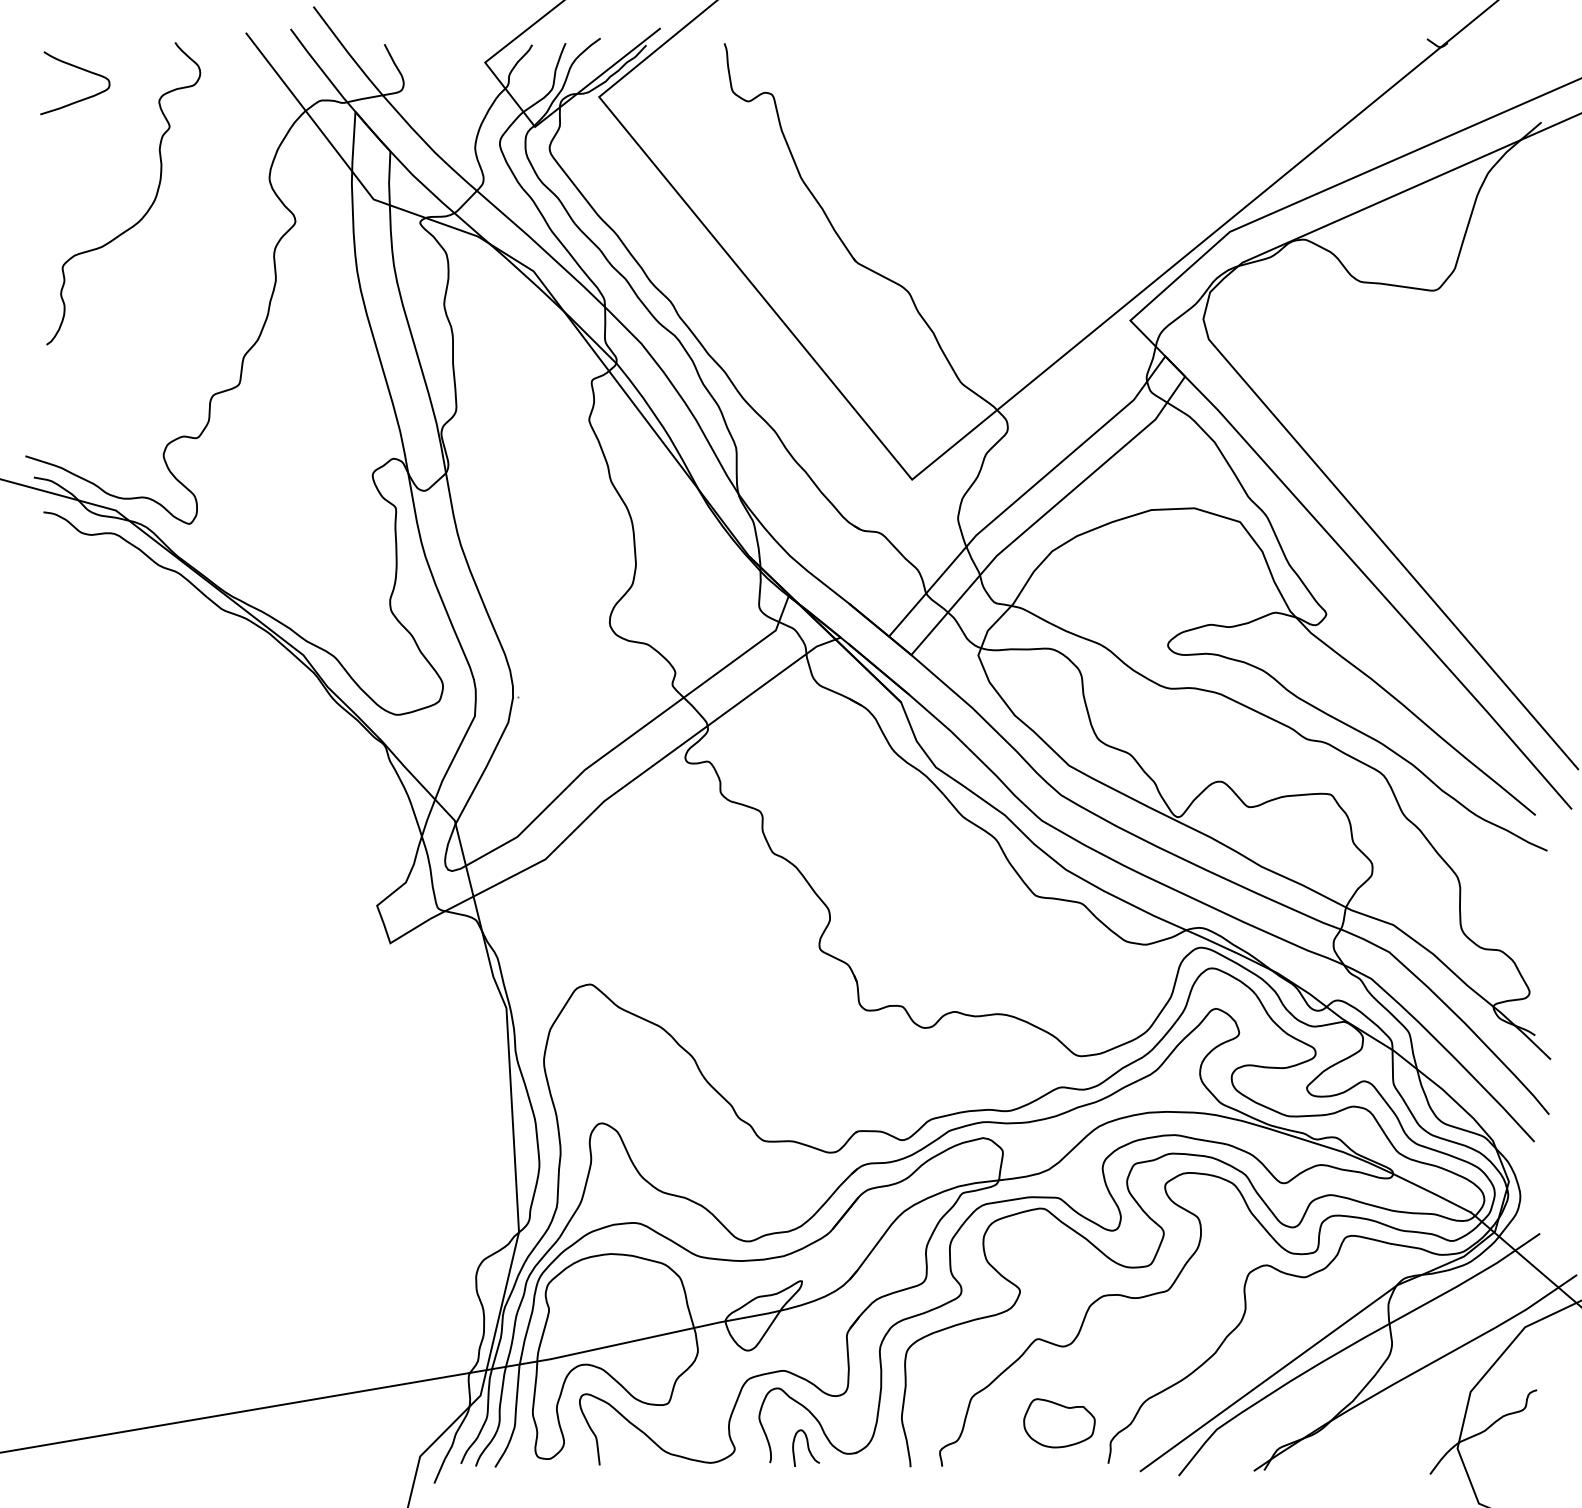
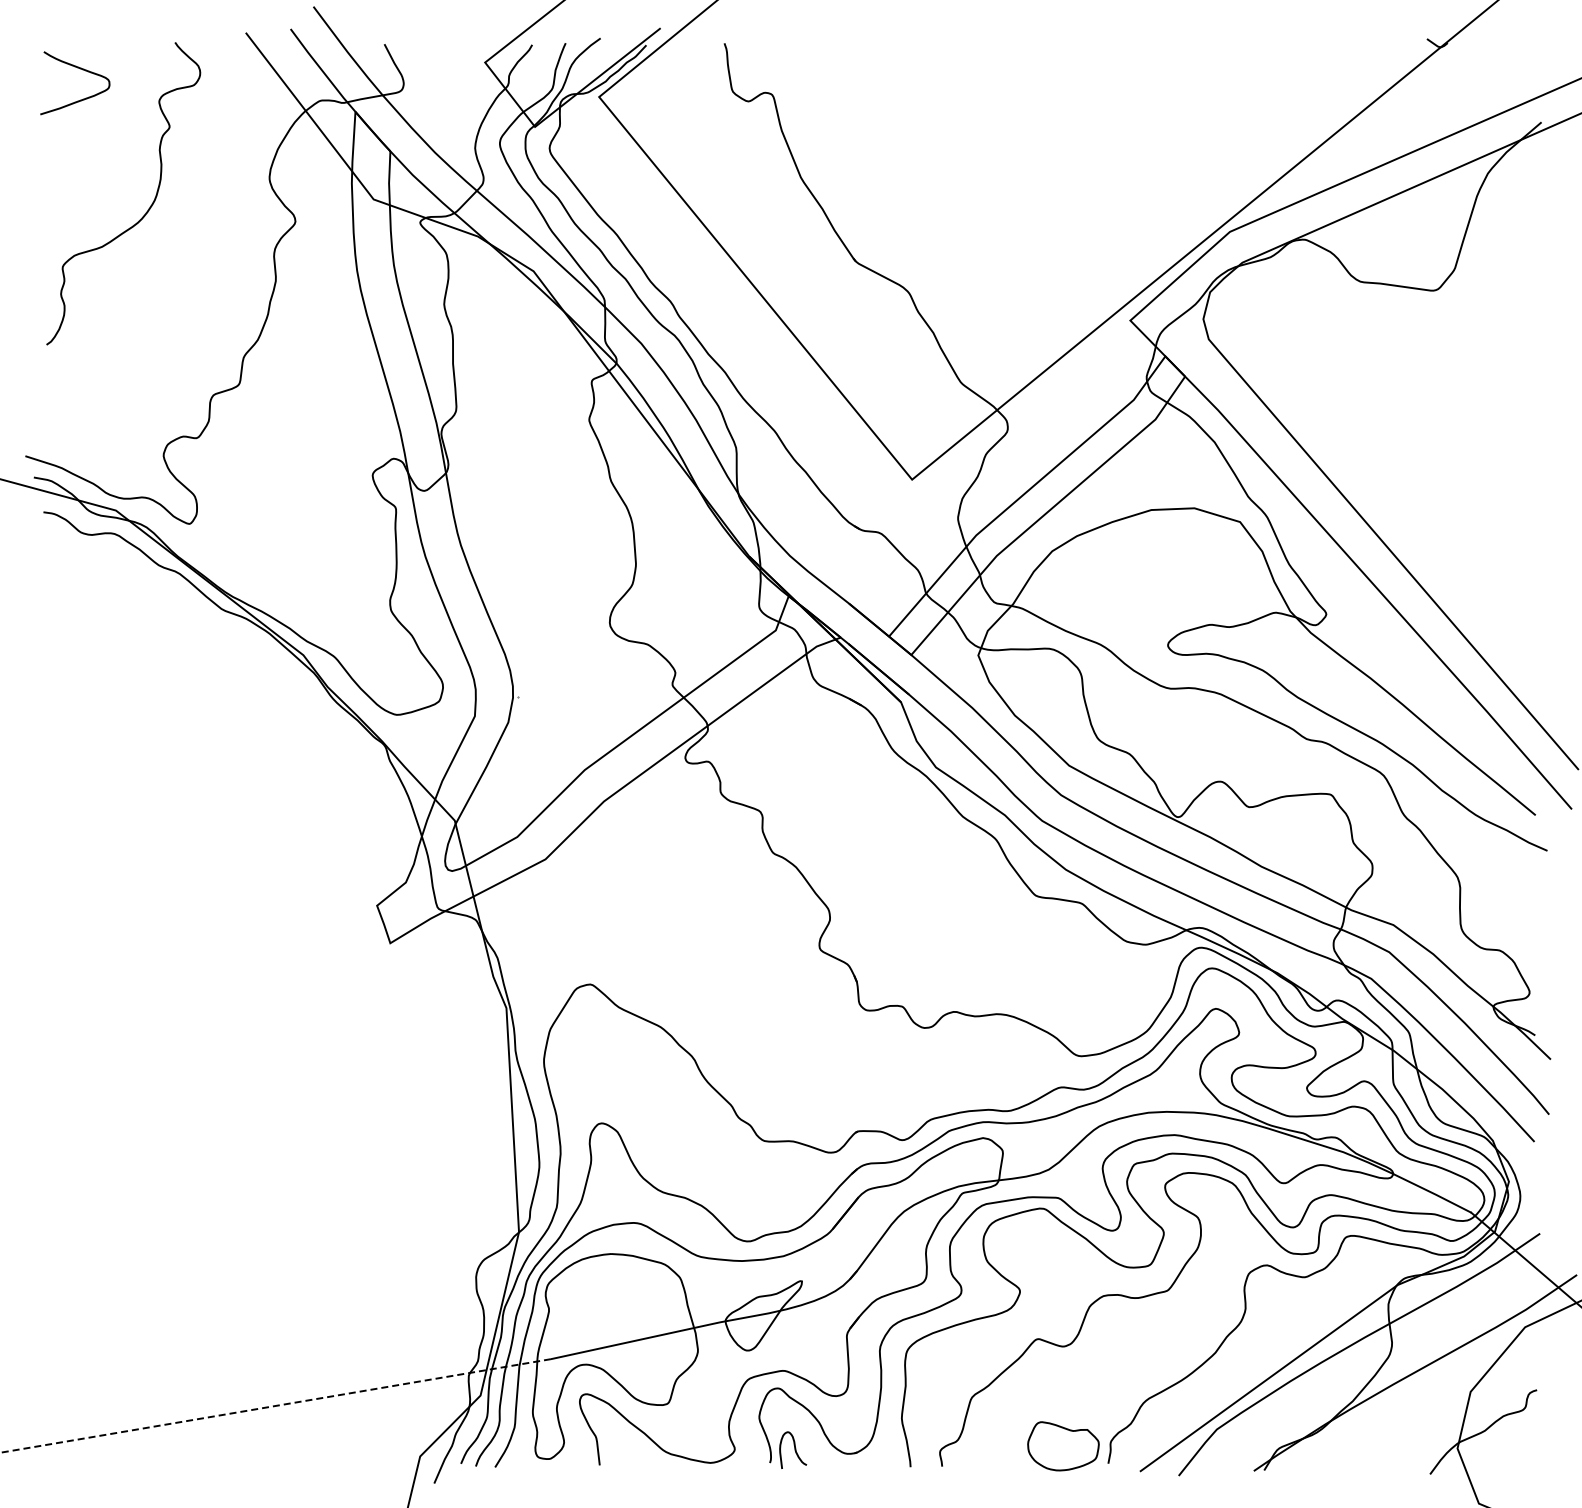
line: solid -> dashed (275, 1405)
part position: (1059, 1423) -> (1063, 1446) (1063, 1446)
curve position: (807, 1447) -> (794, 1449) (794, 1449)
